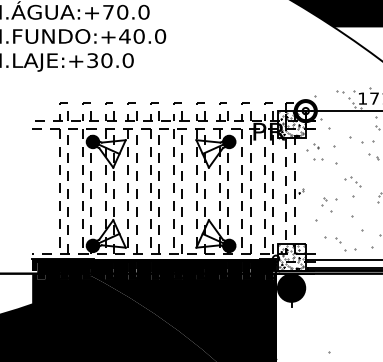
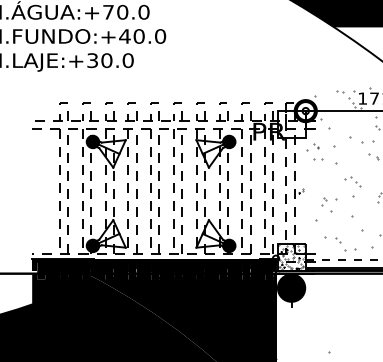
hatch: present -> none (291, 124)
line: solid -> dashed (344, 260)
